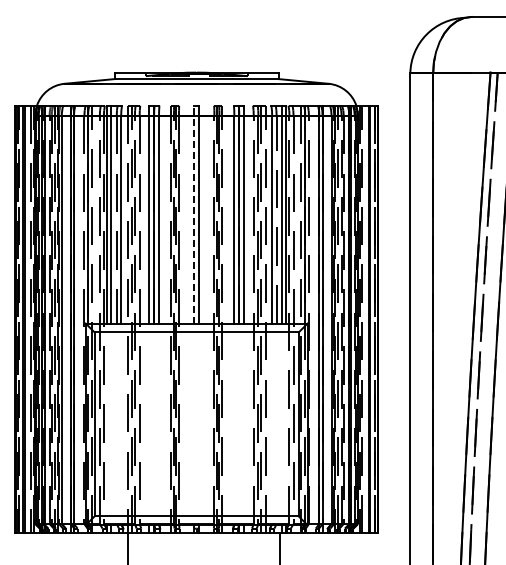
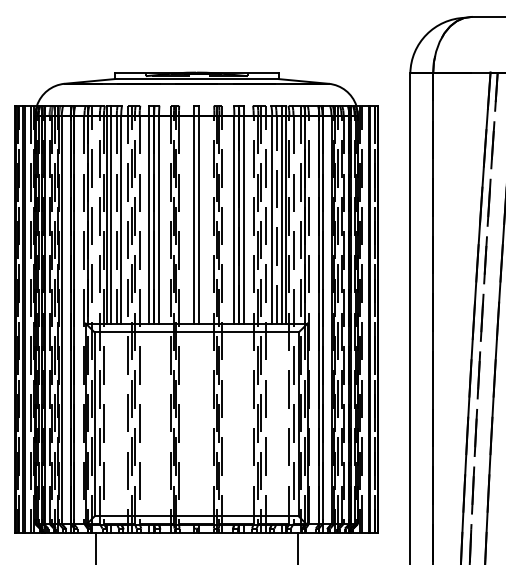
line: dashed -> solid (194, 214)
line position: (127, 547) -> (95, 547) (95, 547)
line position: (279, 547) -> (297, 547) (297, 547)
